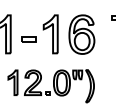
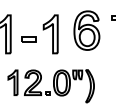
part position: (81, 34) -> (86, 30) (86, 30)
